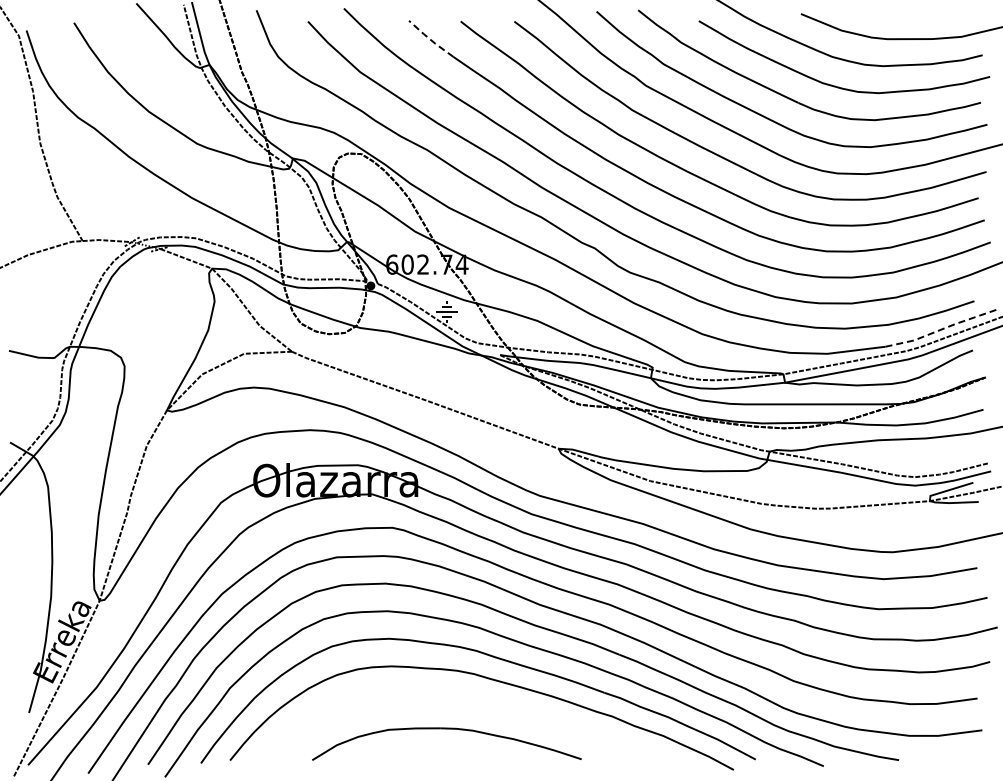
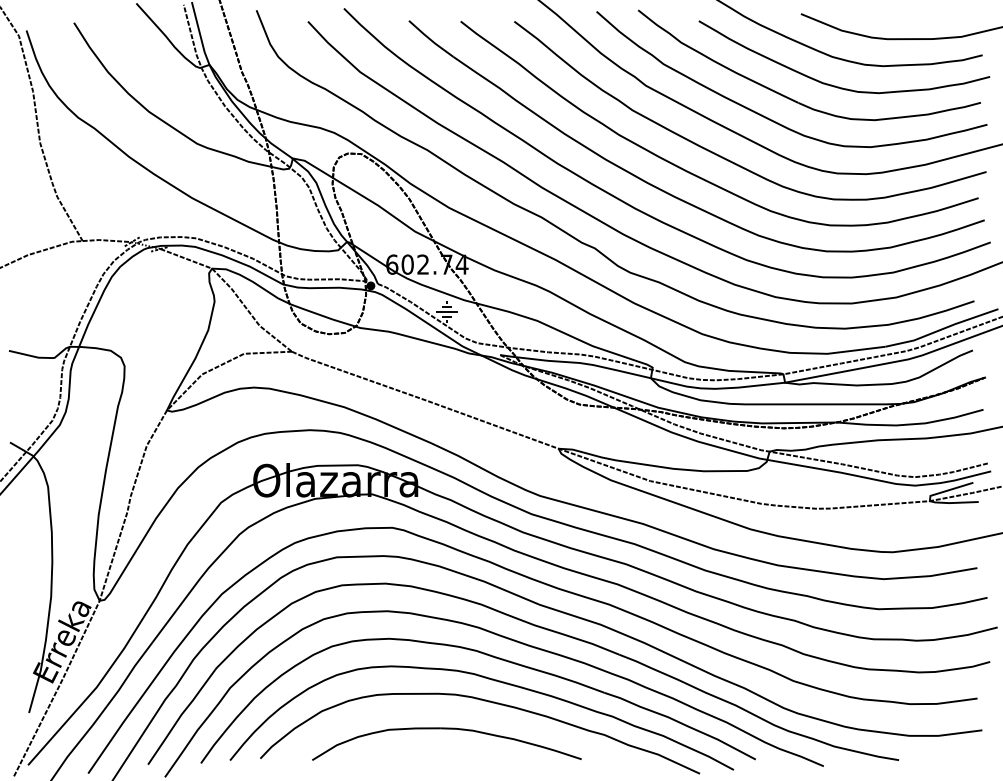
line: dashed -> solid (430, 39)
line: dashed -> solid (942, 329)
curve: none -> present (488, 702)
